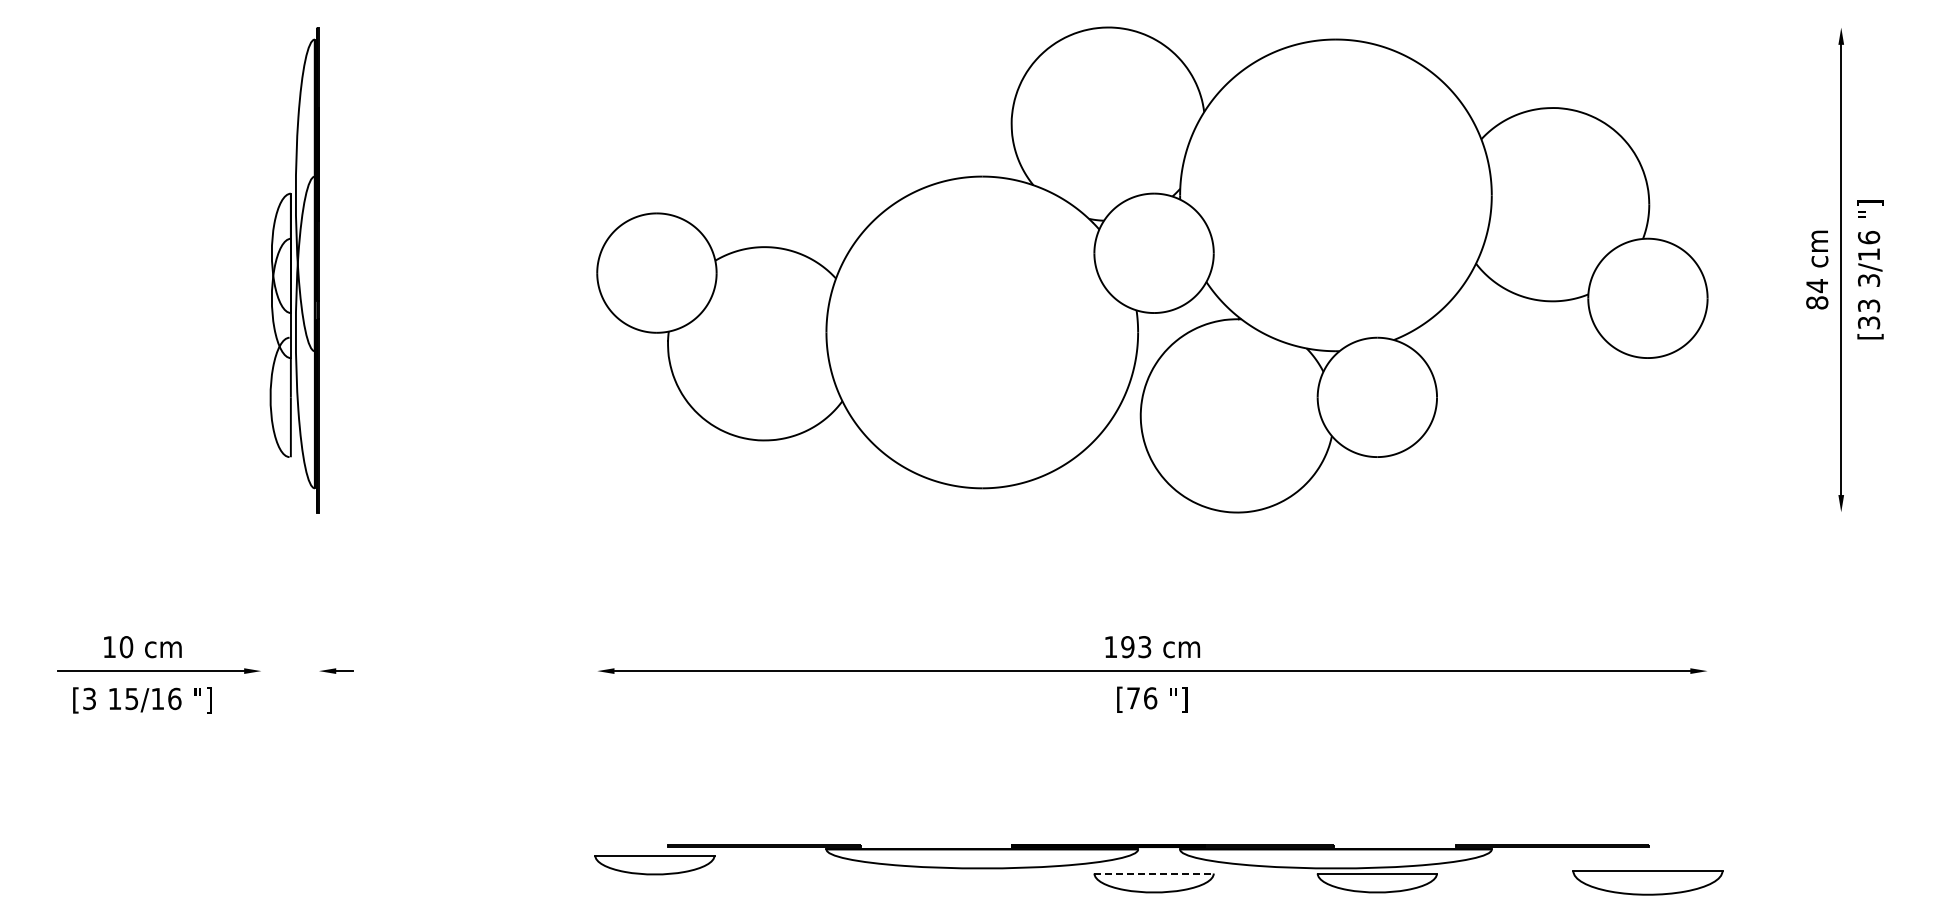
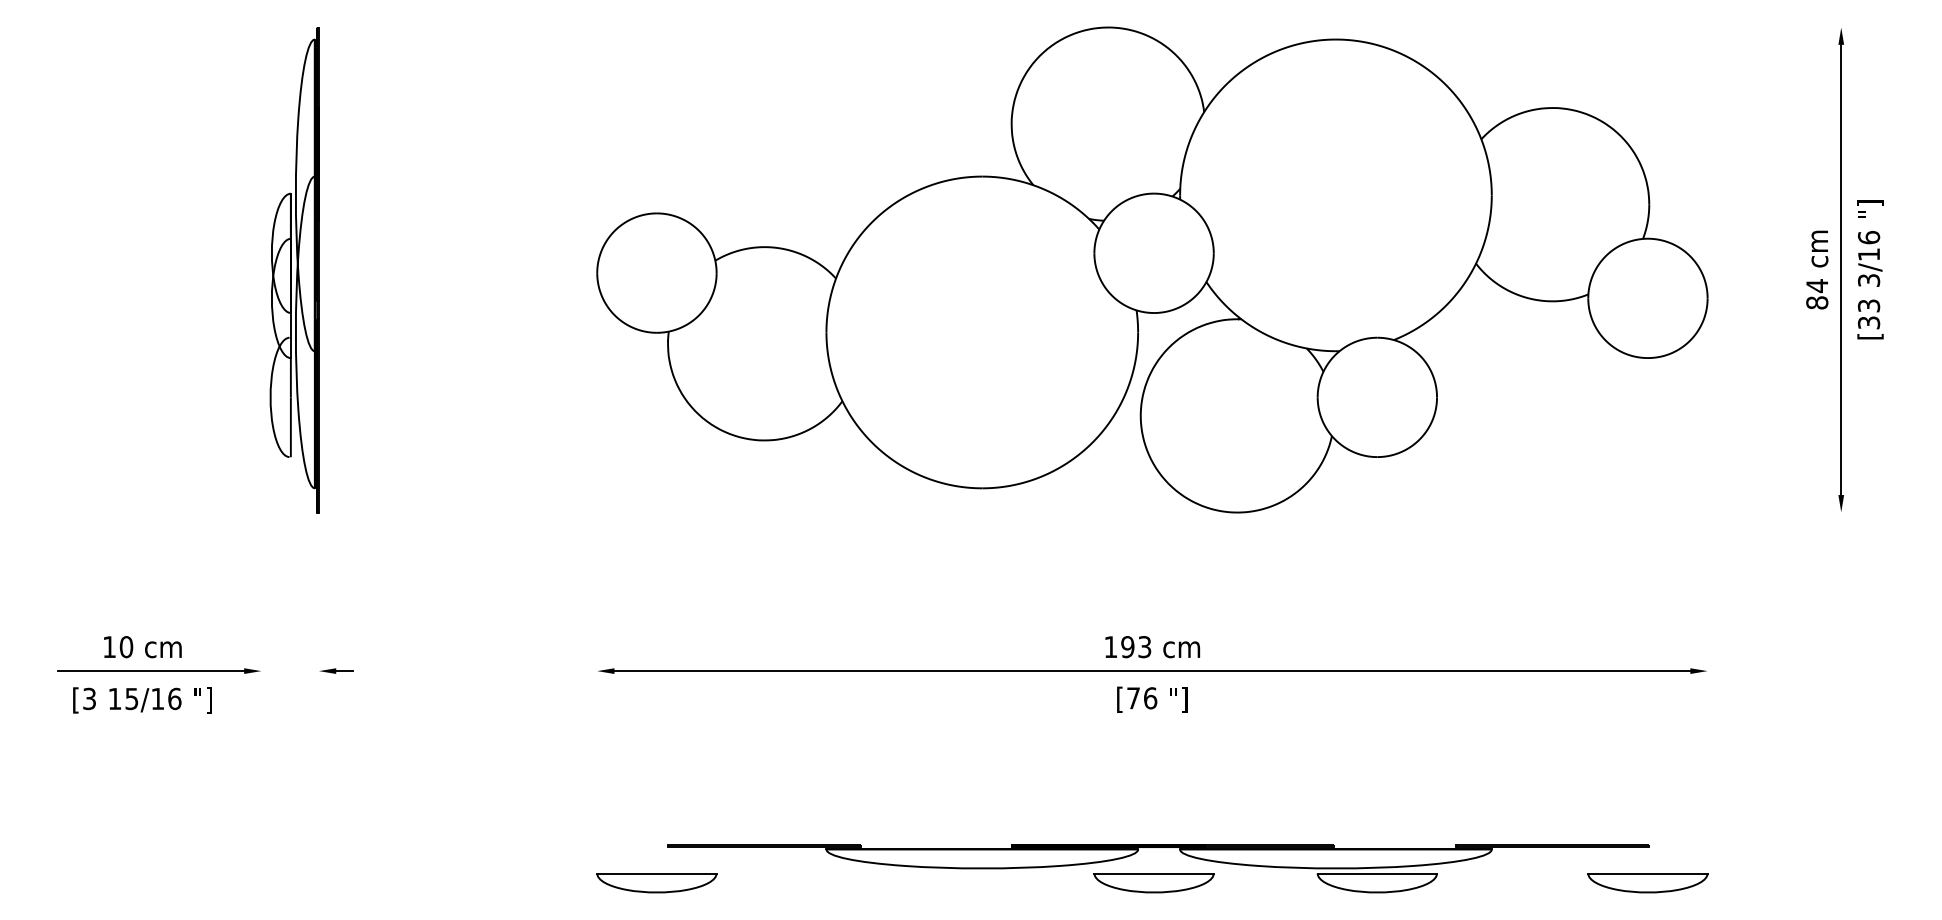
part position: (654, 865) -> (656, 883) (656, 883)
line: dashed -> solid (1154, 873)
part size: 152x26 px -> 122x21 px (1647, 883)
